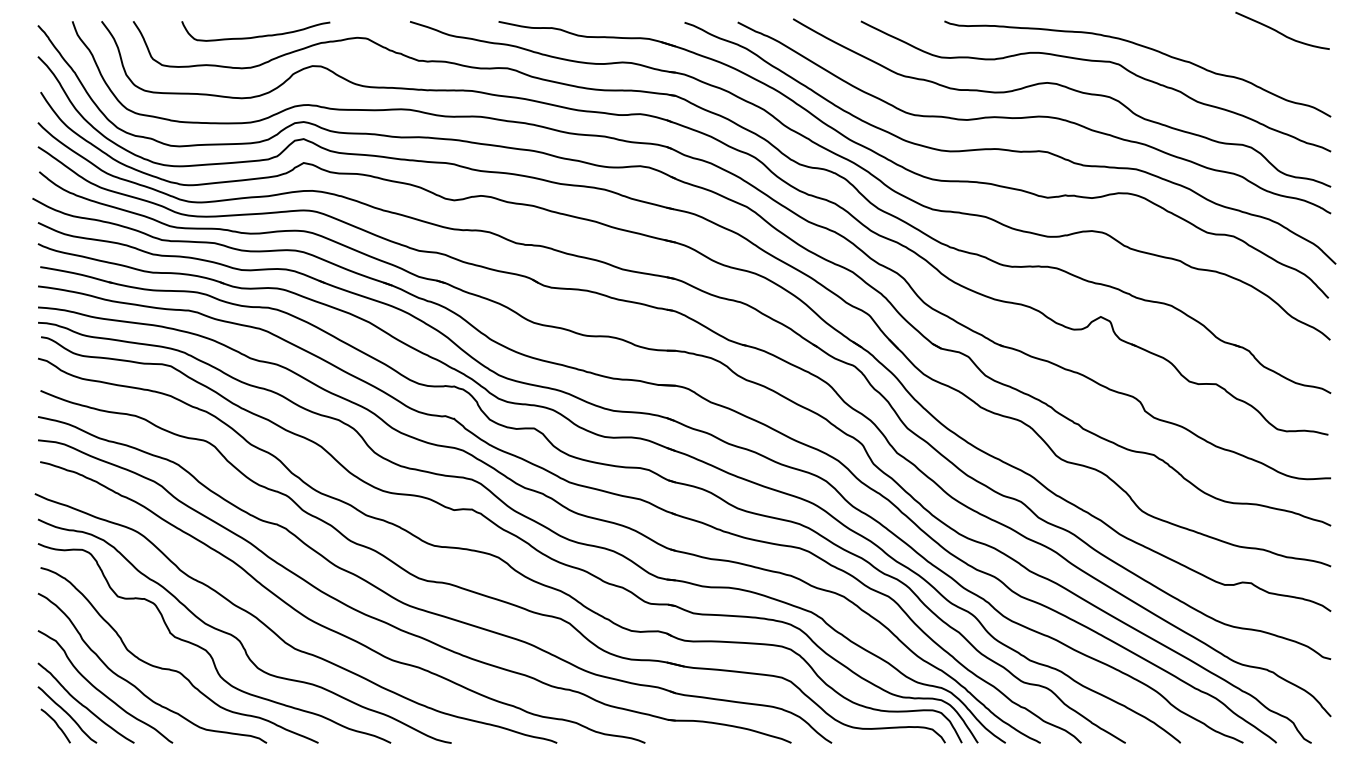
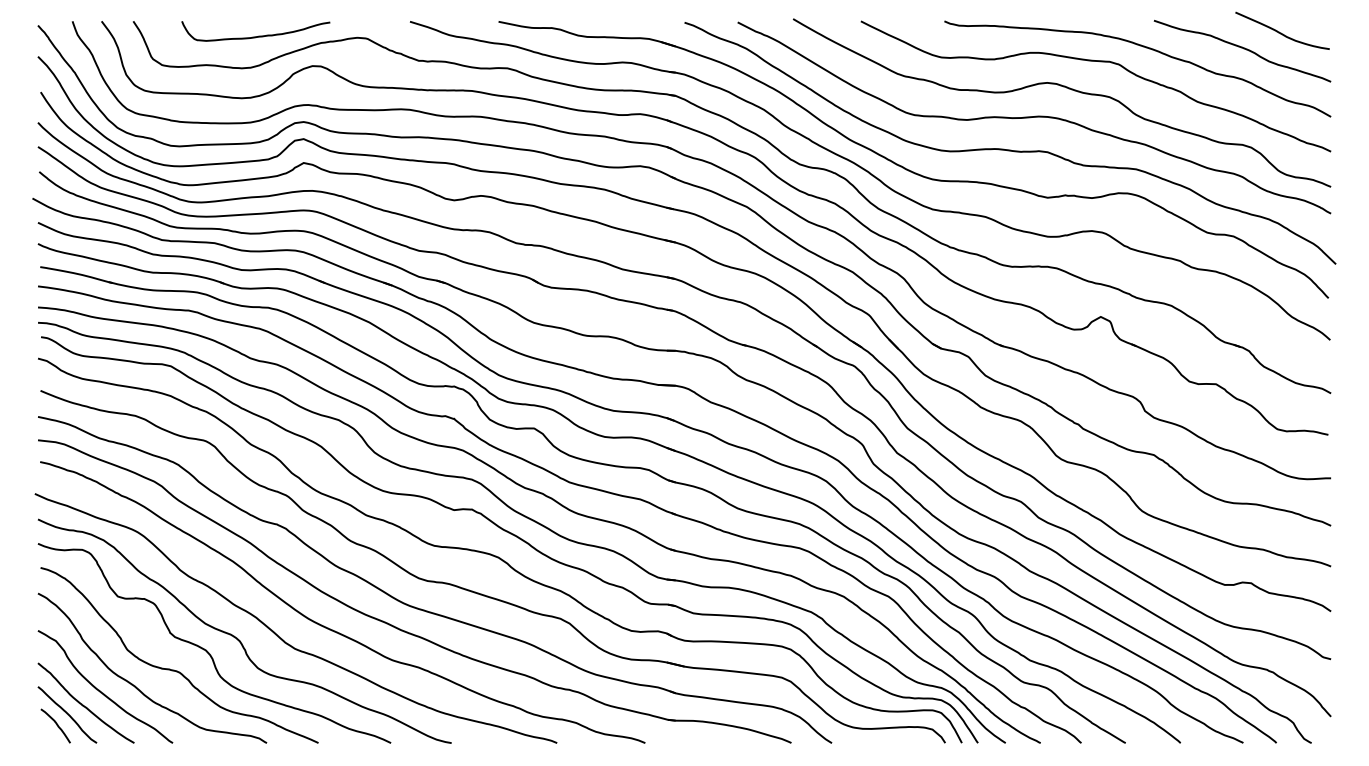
curve: none -> present (1243, 49)
